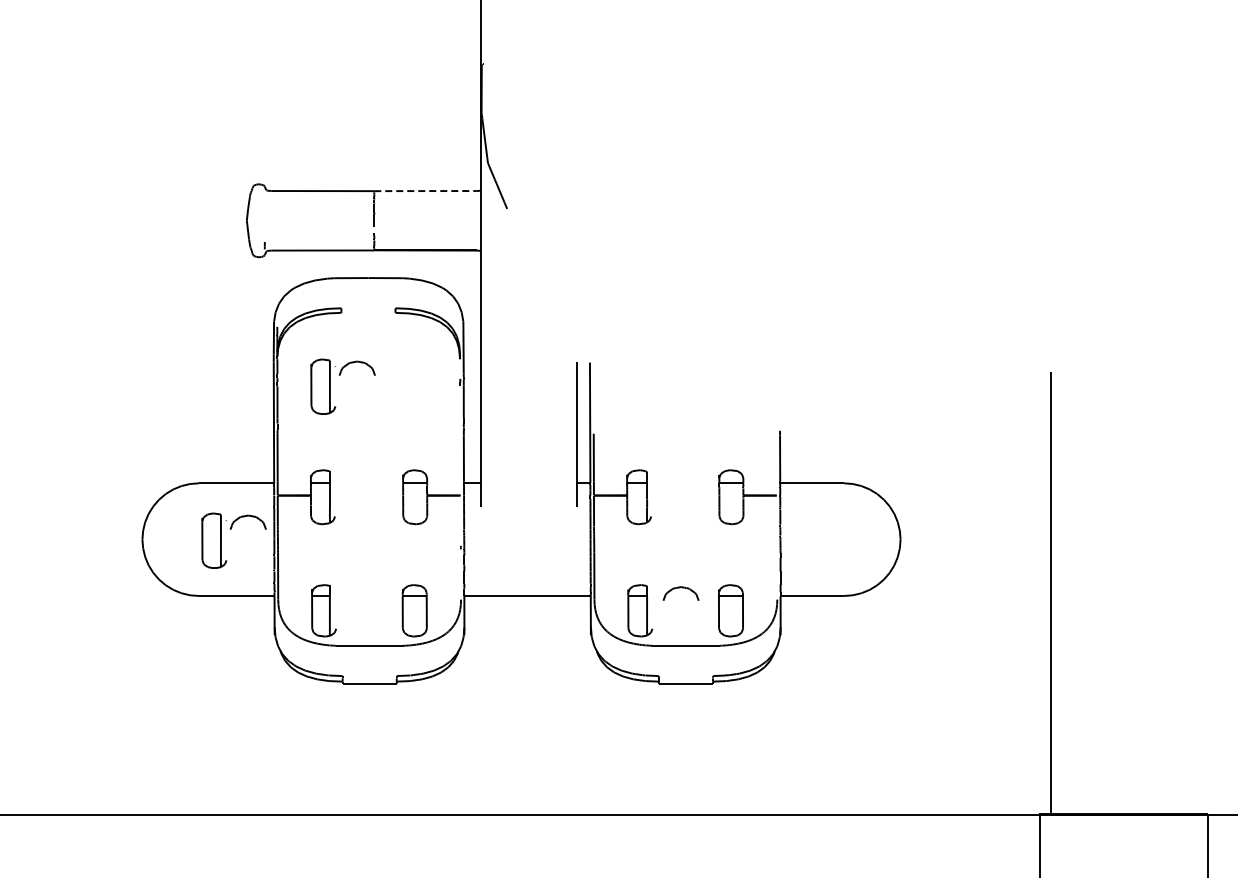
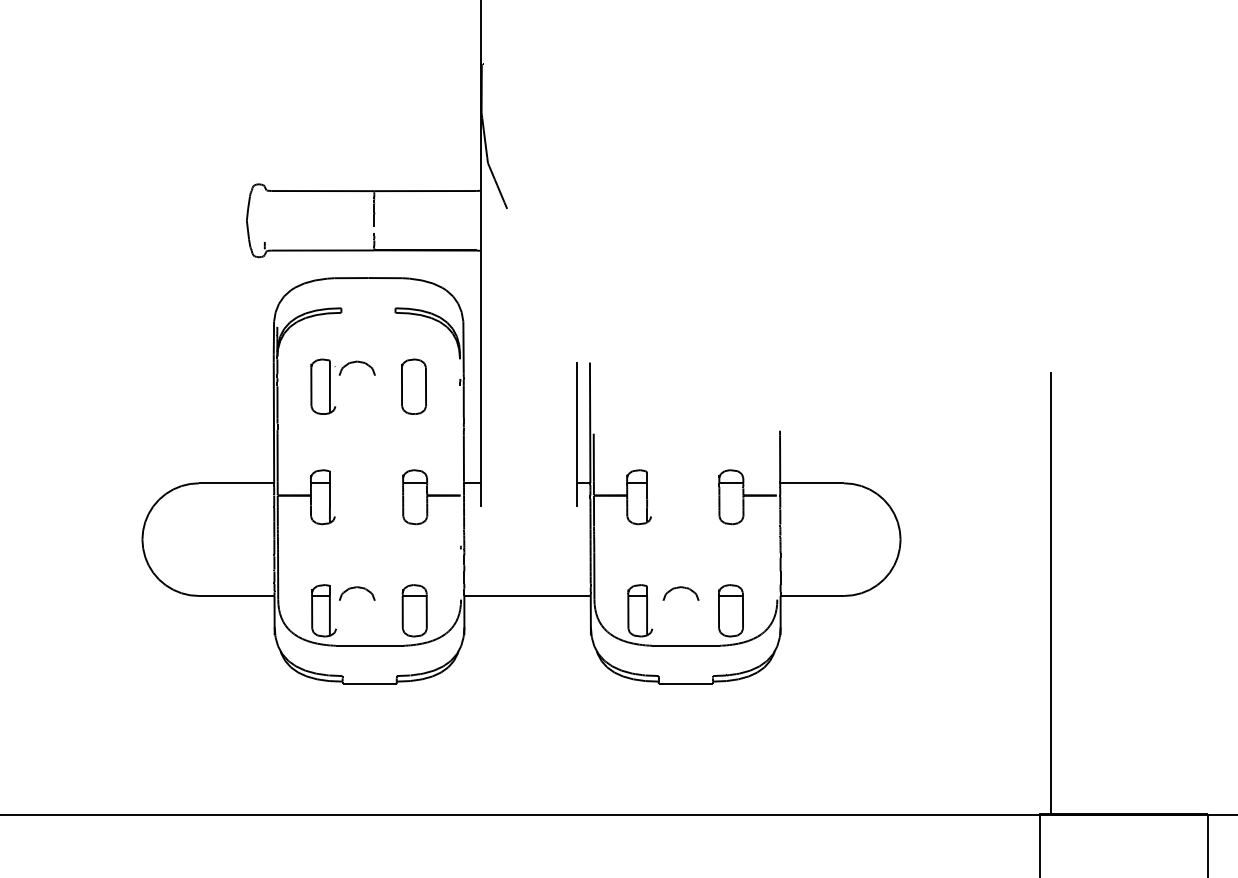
line: dashed -> solid (426, 191)
part: none -> present (413, 386)
part: present -> none (231, 529)
part: none -> present (356, 593)
